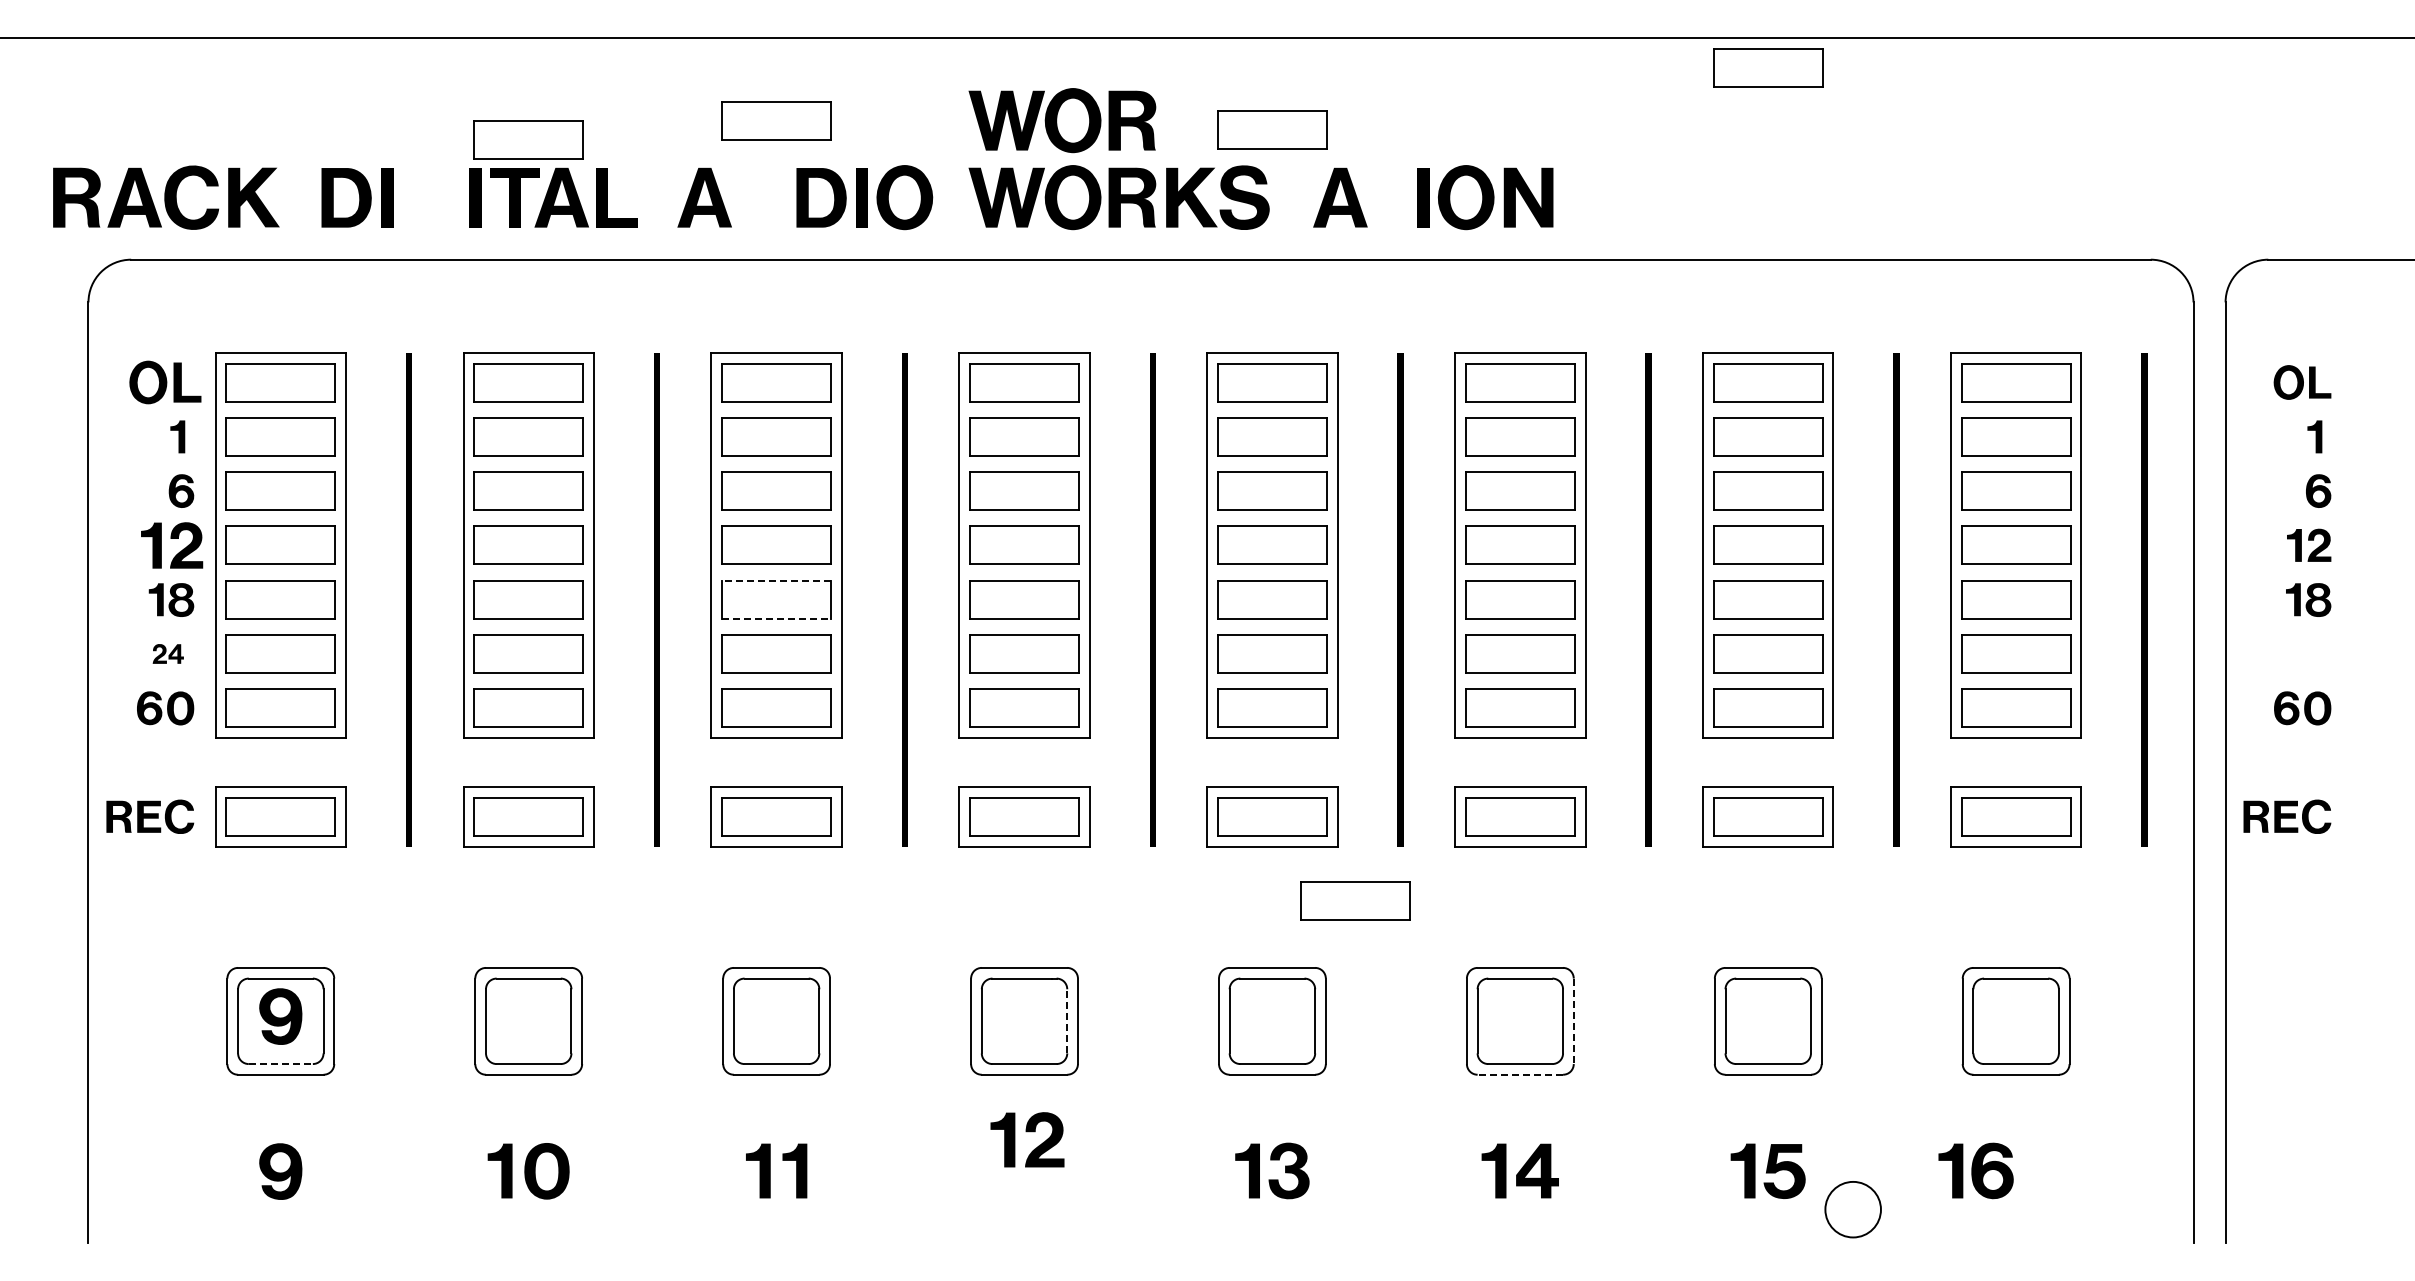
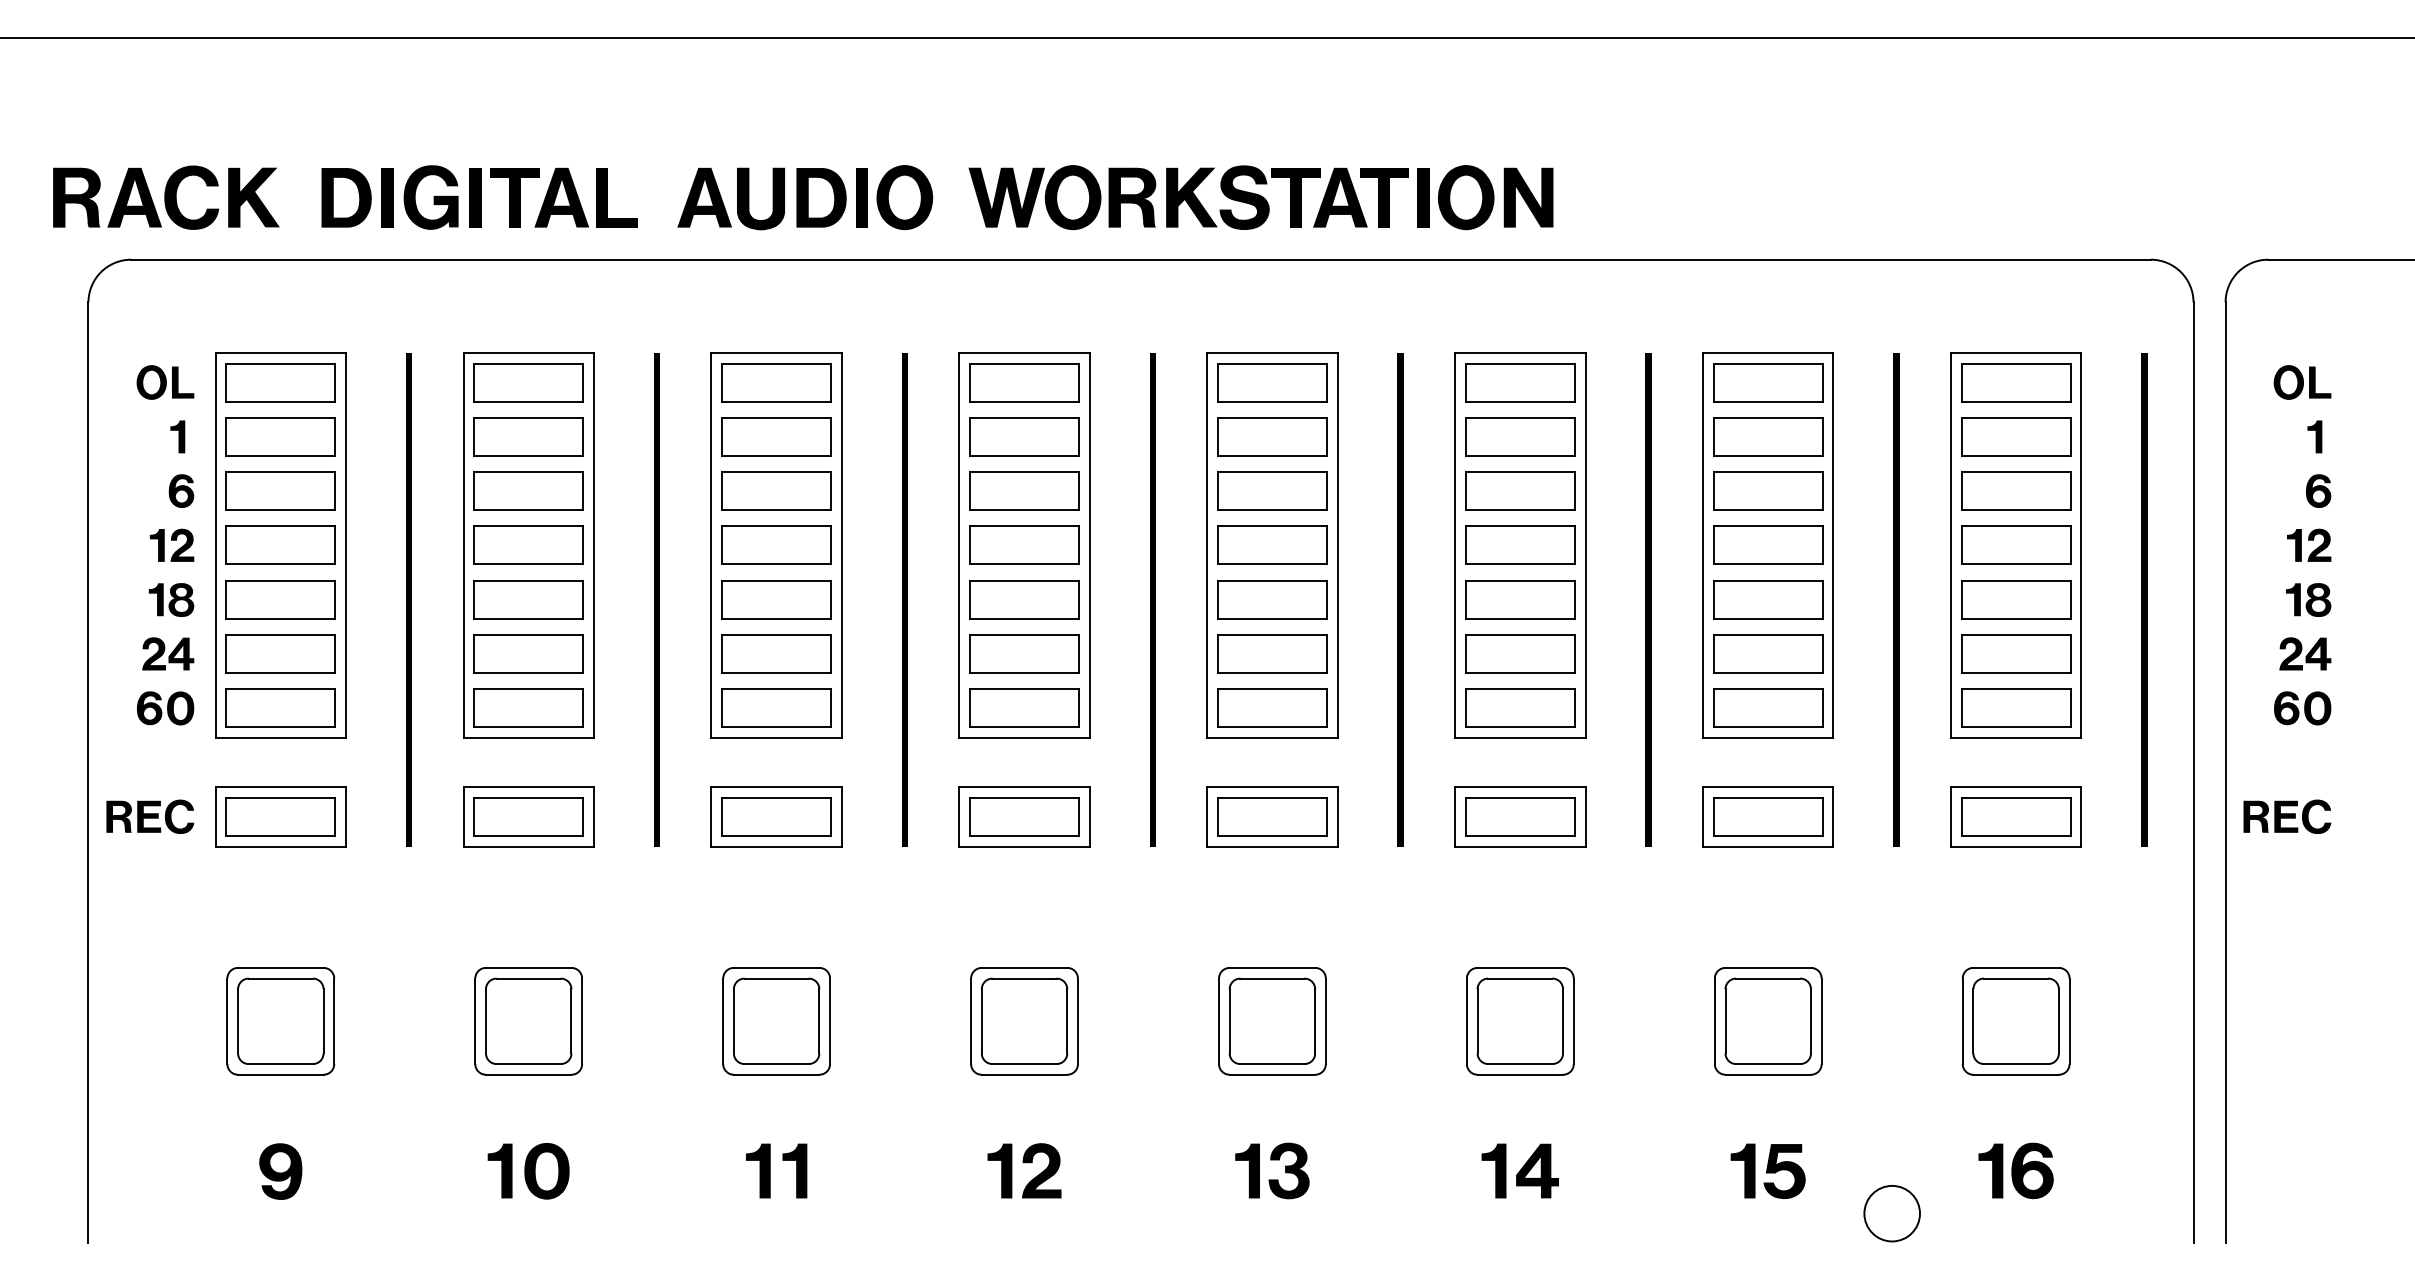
part: present -> none (1768, 67)
part: present -> none (776, 120)
part: present -> none (1062, 120)
part: present -> none (1272, 129)
part: present -> none (528, 139)
part: none -> present (430, 197)
fill: none -> present (1295, 197)
fill: none -> present (1384, 197)
part: none -> present (749, 198)
part size: 73x45 px -> 59x35 px (165, 382)
part size: 63x47 px -> 46x34 px (171, 544)
line: dashed -> solid (776, 580)
line: dashed -> solid (777, 618)
part size: 32x20 px -> 53x34 px (168, 653)
part: none -> present (2305, 653)
part: present -> none (1355, 900)
part: present -> none (280, 1016)
line: dashed -> solid (1067, 1020)
line: dashed -> solid (1573, 1021)
line: dashed -> solid (281, 1064)
line: dashed -> solid (1520, 1074)
part position: (1027, 1132) -> (1024, 1163) (1024, 1163)
part position: (1975, 1170) -> (2015, 1170) (2015, 1170)
part position: (1852, 1209) -> (1891, 1213) (1891, 1213)
